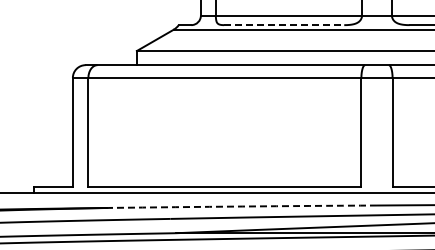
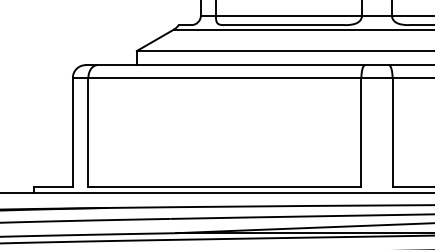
line: dashed -> solid (284, 25)
arc: dashed -> solid (242, 206)
